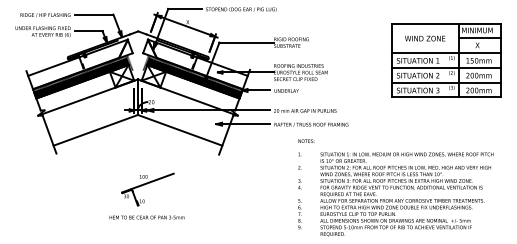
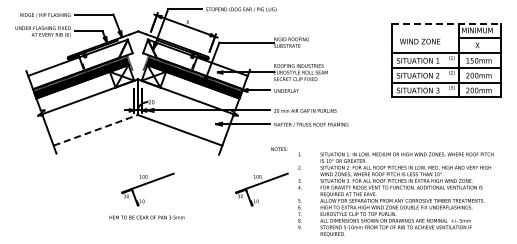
line: solid -> dashed (446, 23)
text position: (425, 38) -> (420, 41) (420, 41)
line: solid -> dashed (95, 130)
text position: (306, 140) -> (279, 148) (279, 148)
part: none -> present (261, 189)
